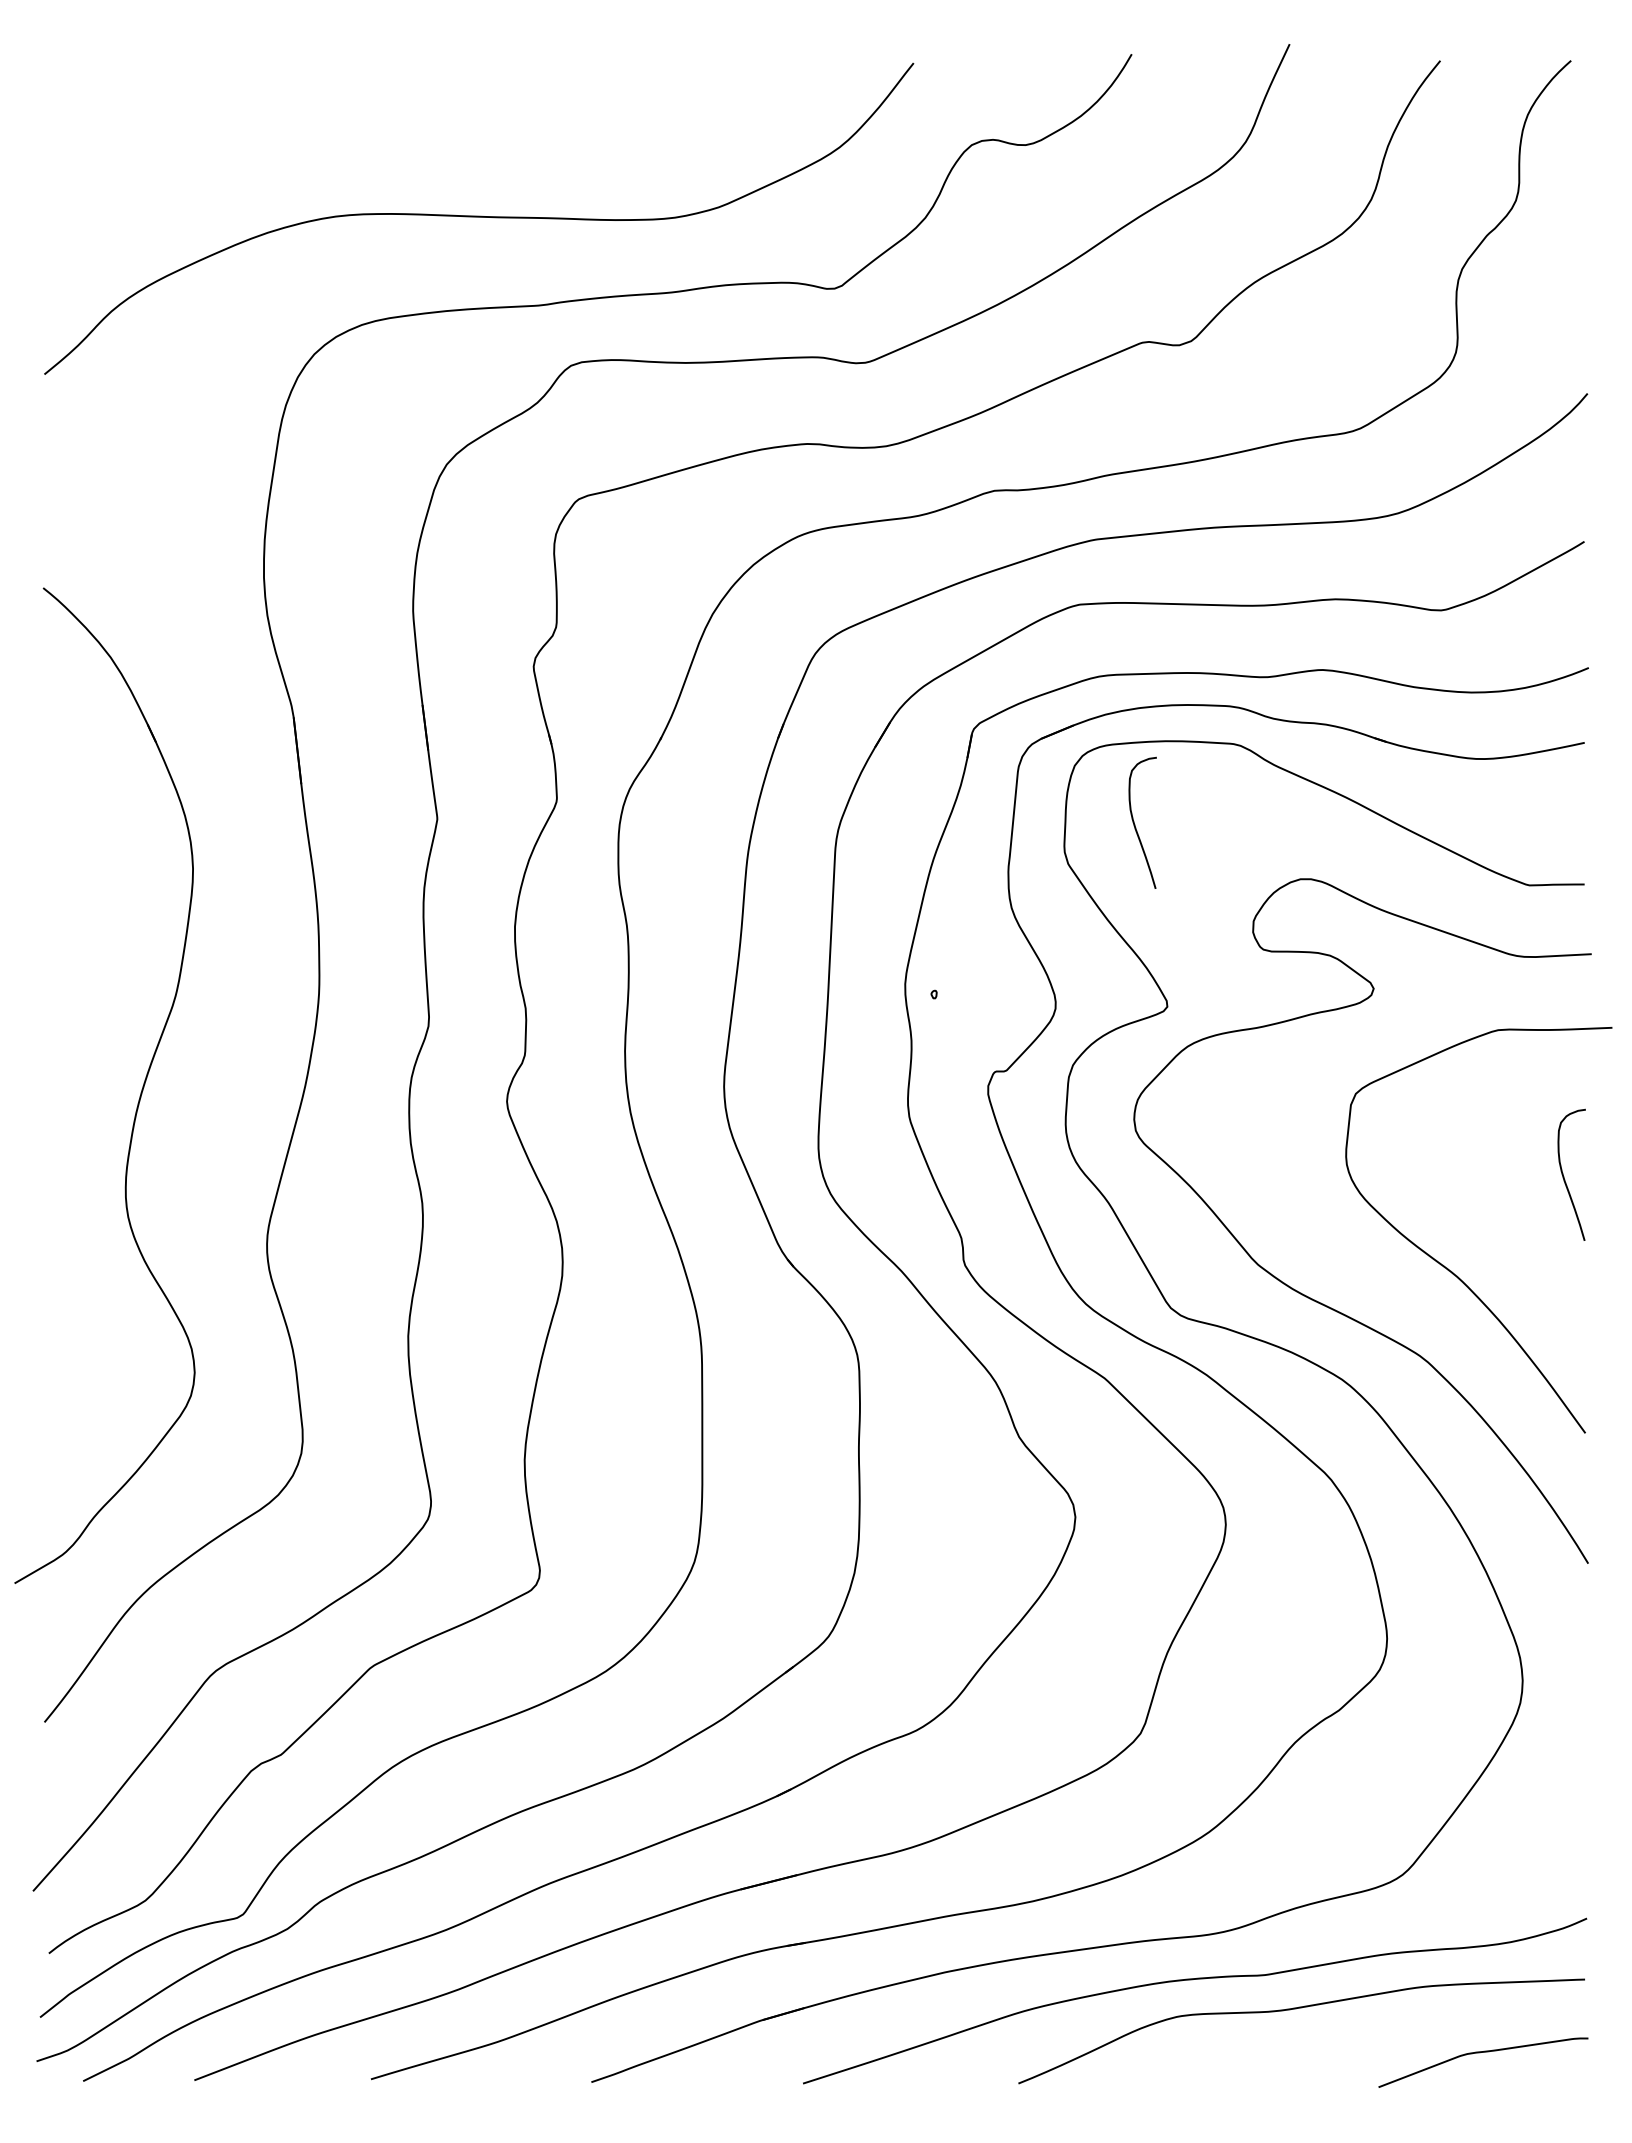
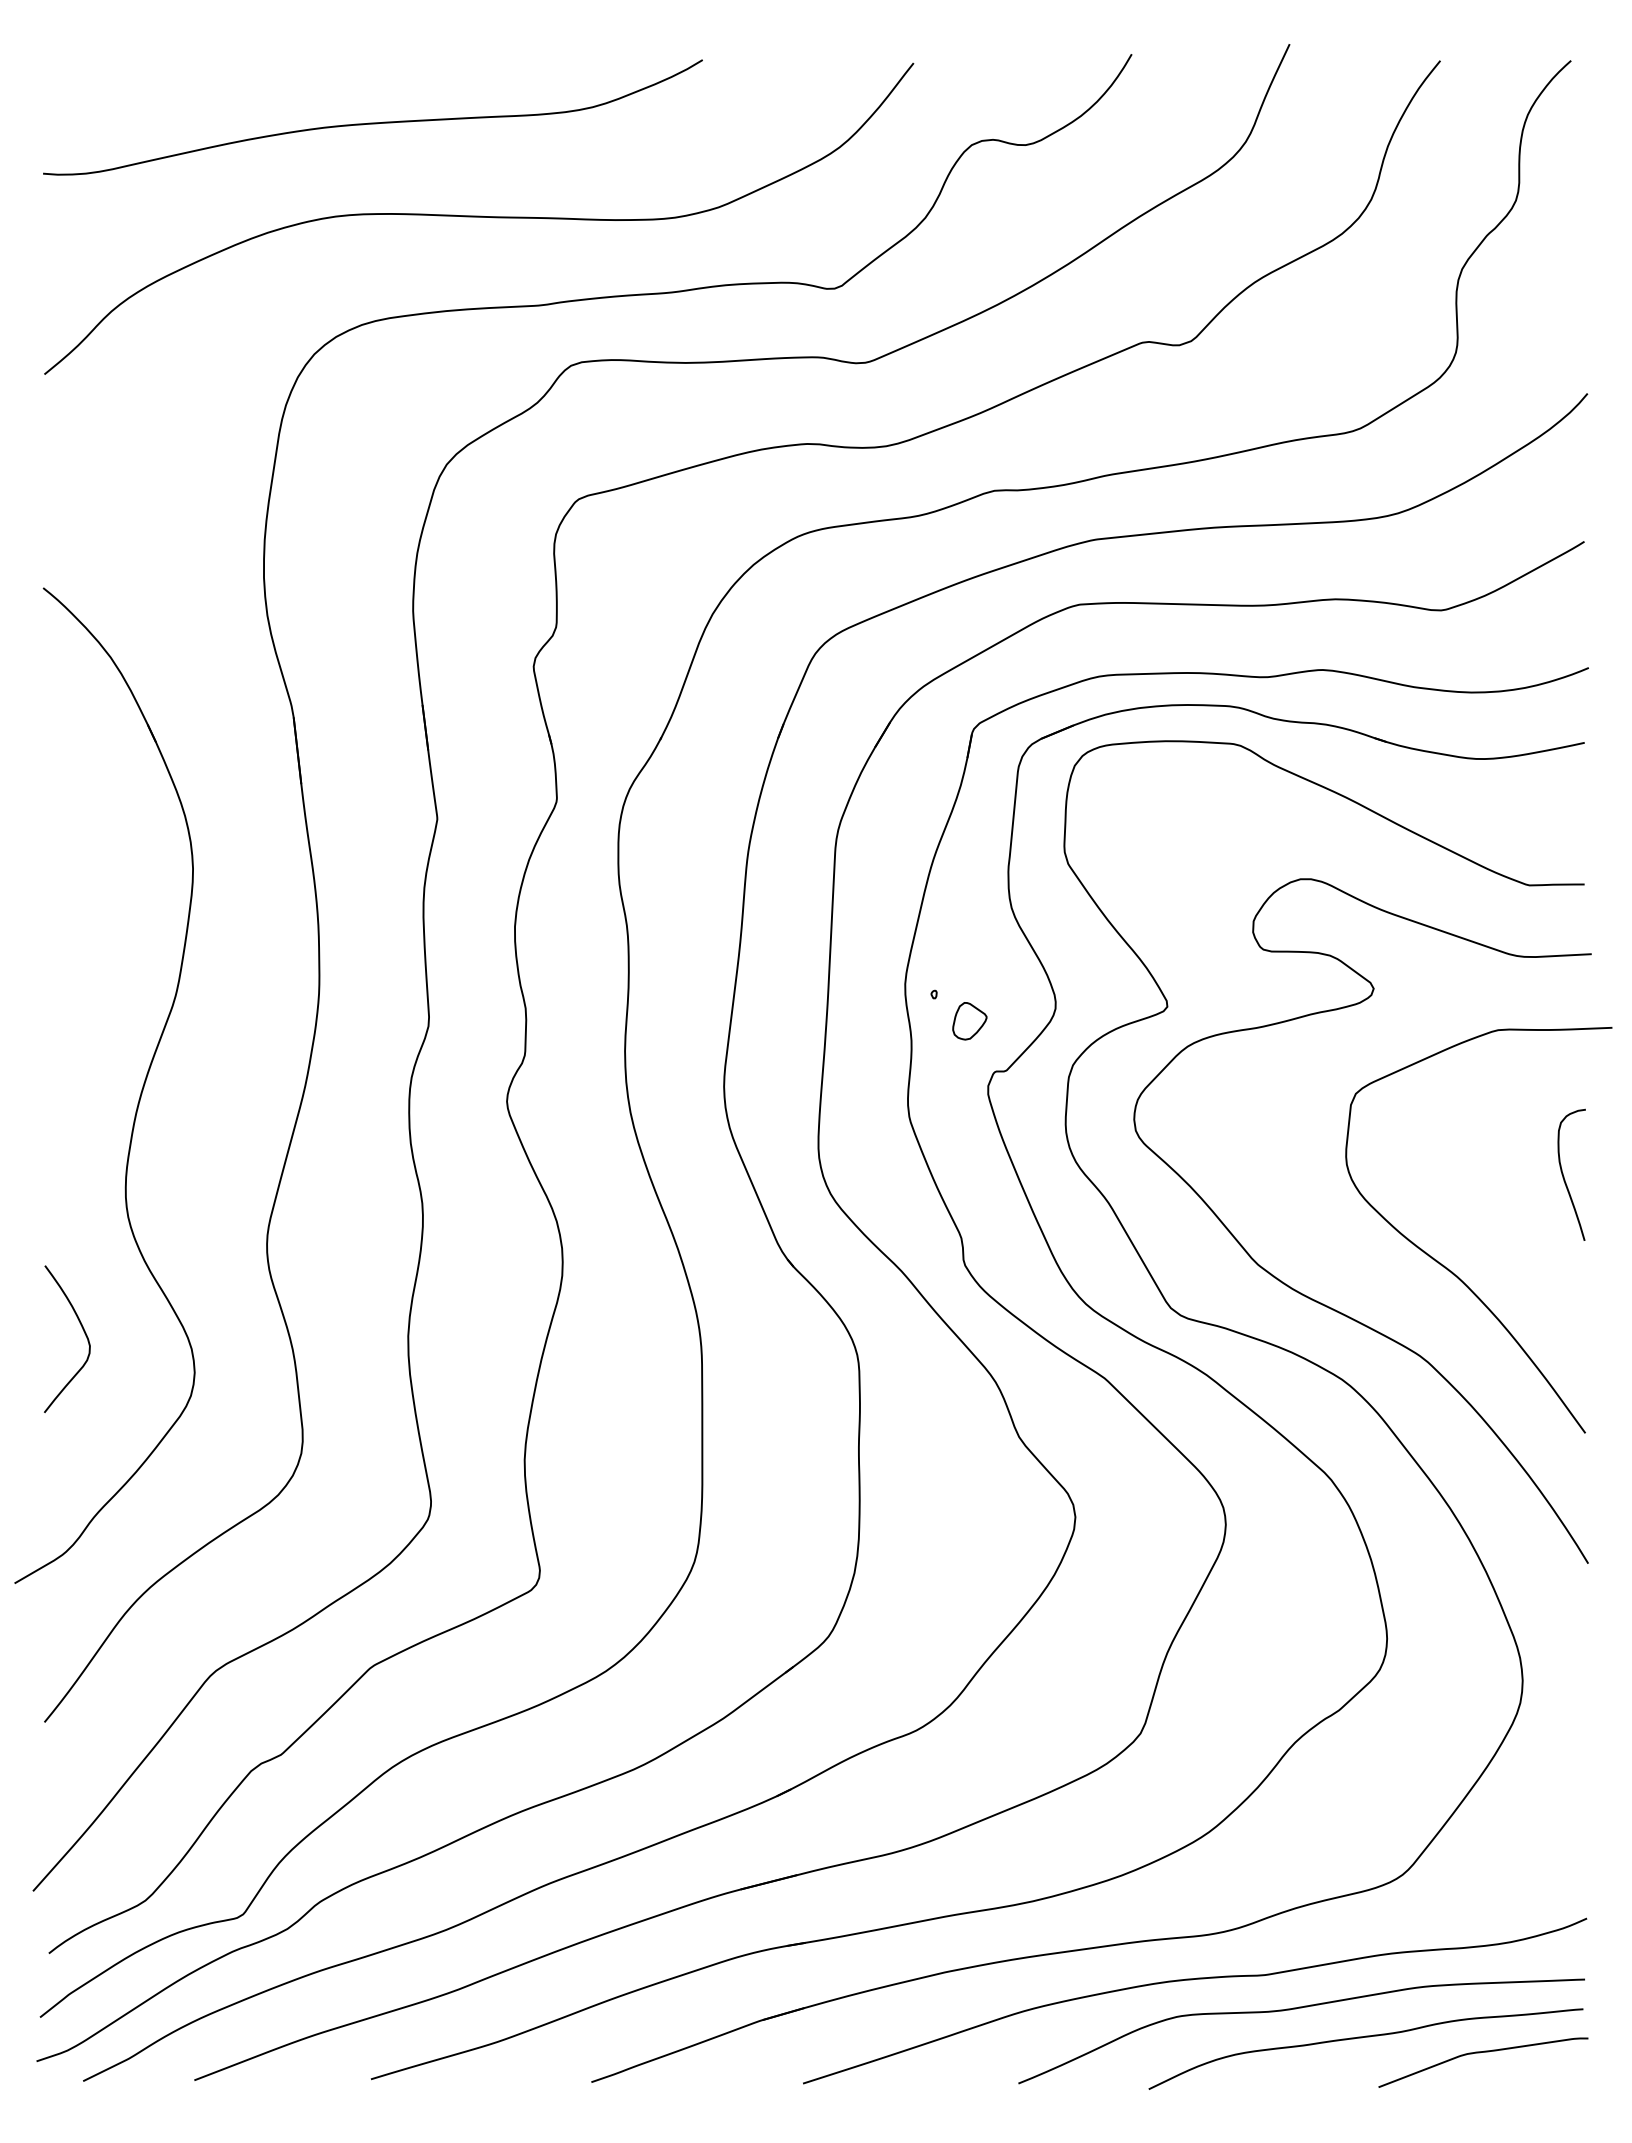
curve: none -> present (372, 122)
curve: present -> none (1135, 824)
part: none -> present (969, 1021)
curve: none -> present (83, 1331)
curve: none -> present (1362, 2038)
